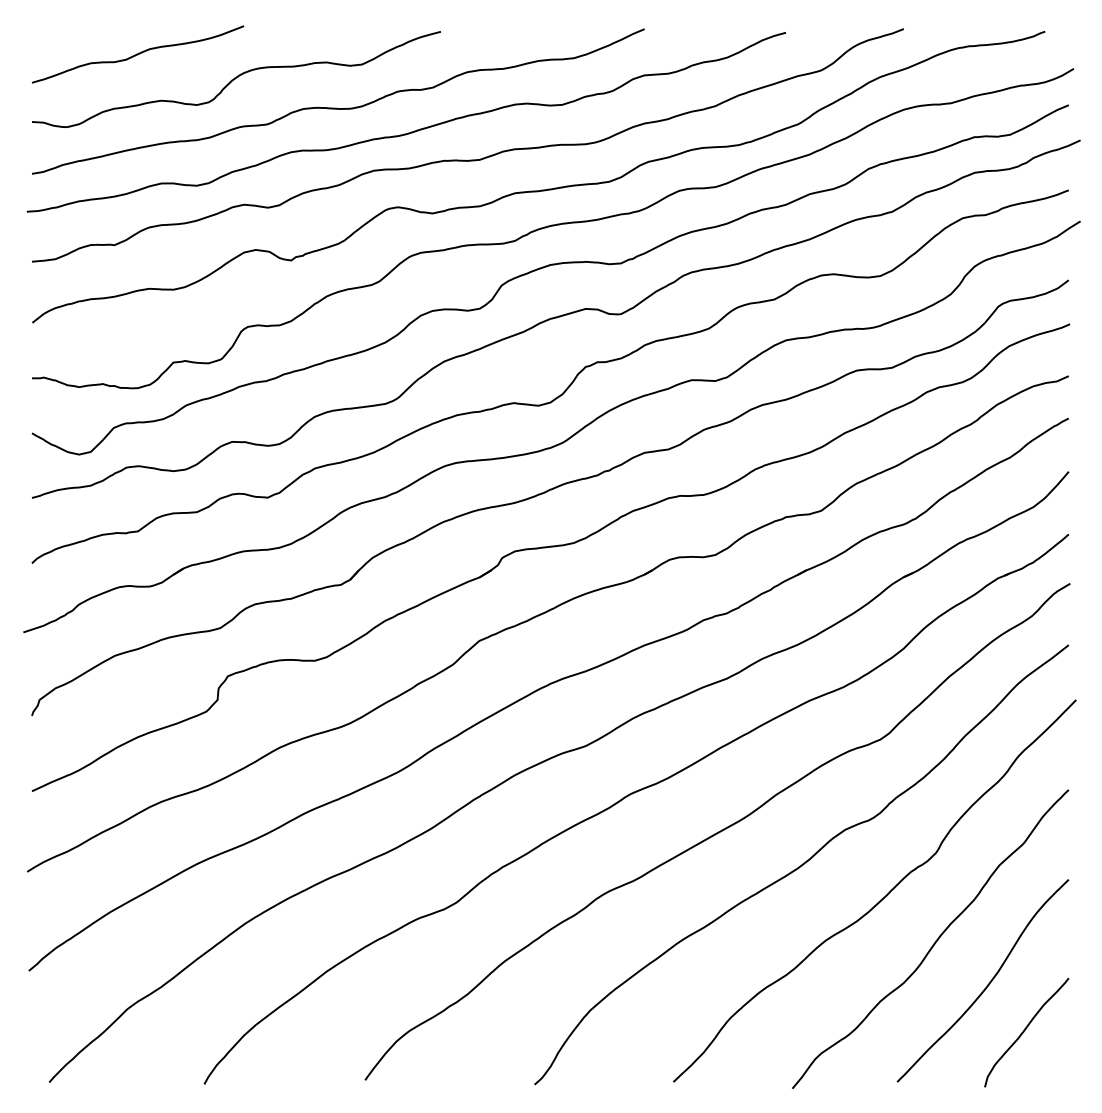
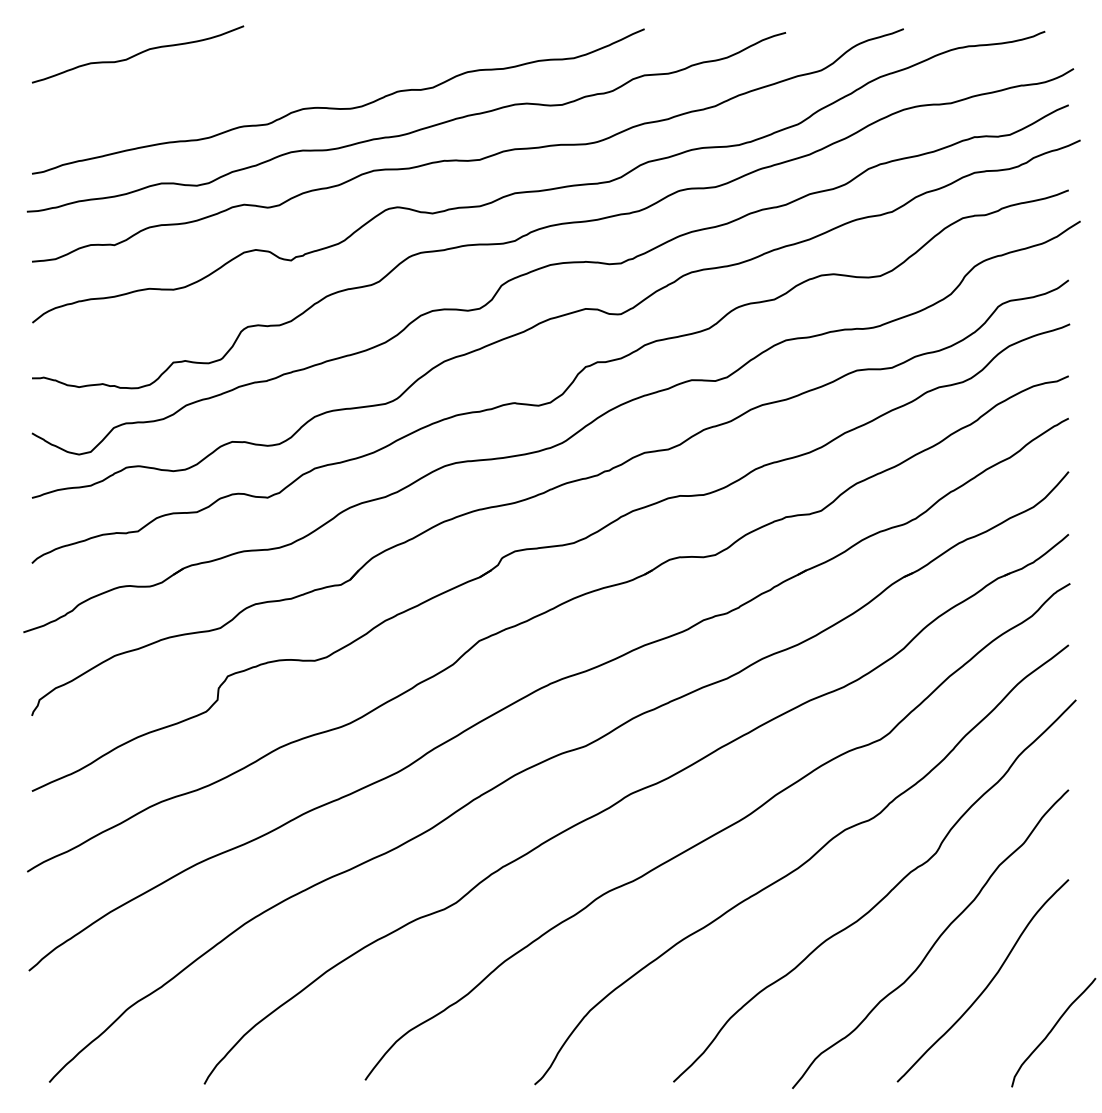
curve: present -> none (236, 78)
curve position: (1024, 1032) -> (1051, 1032) (1051, 1032)
